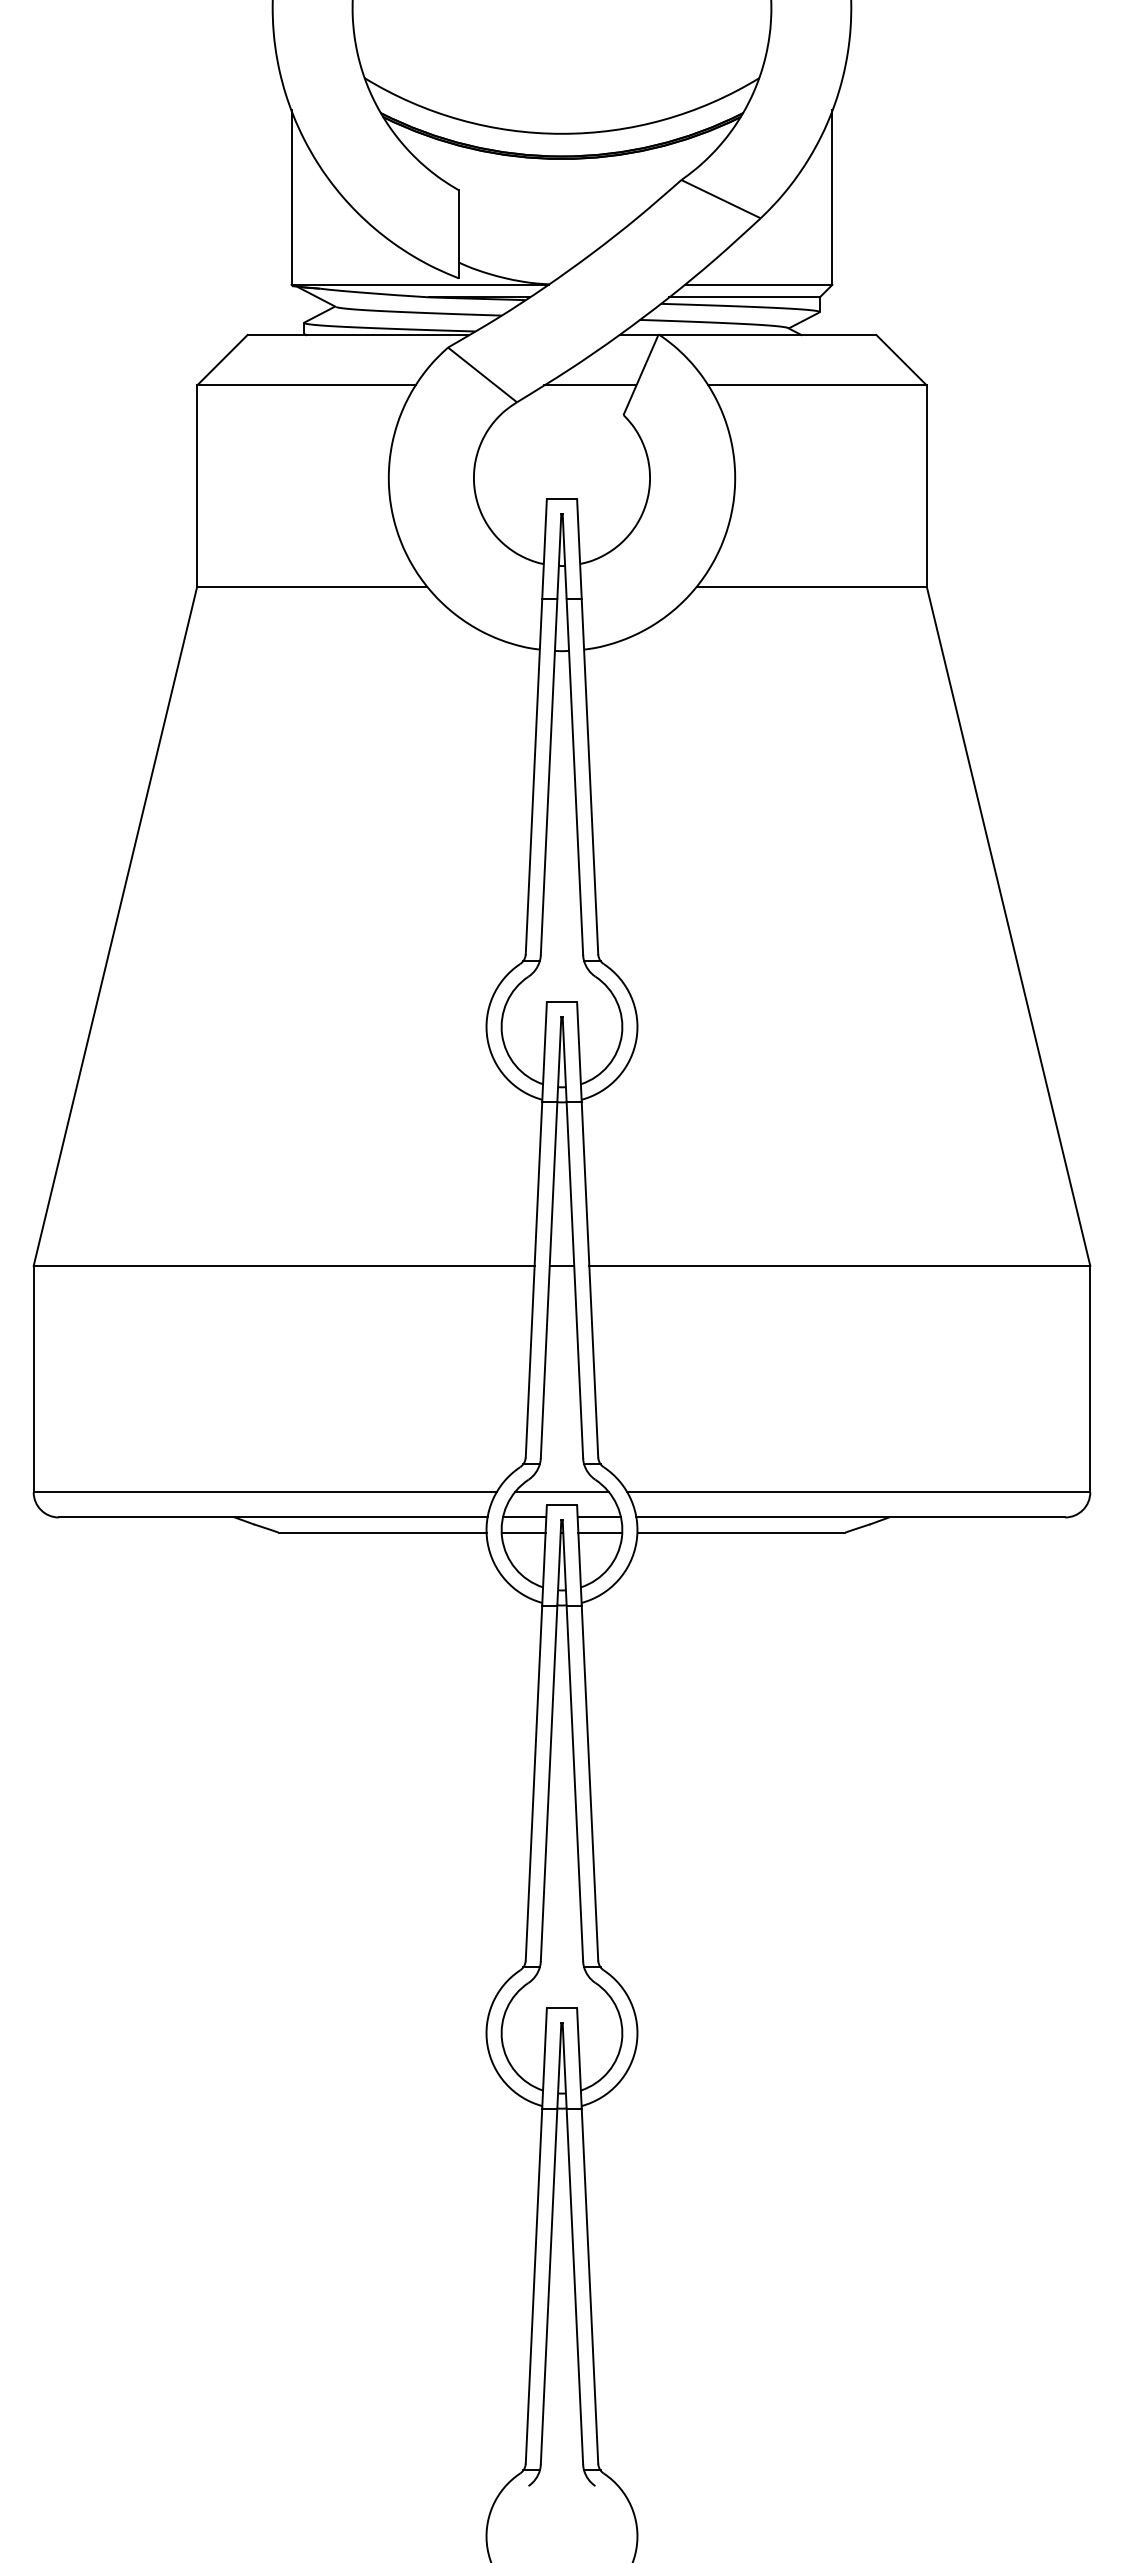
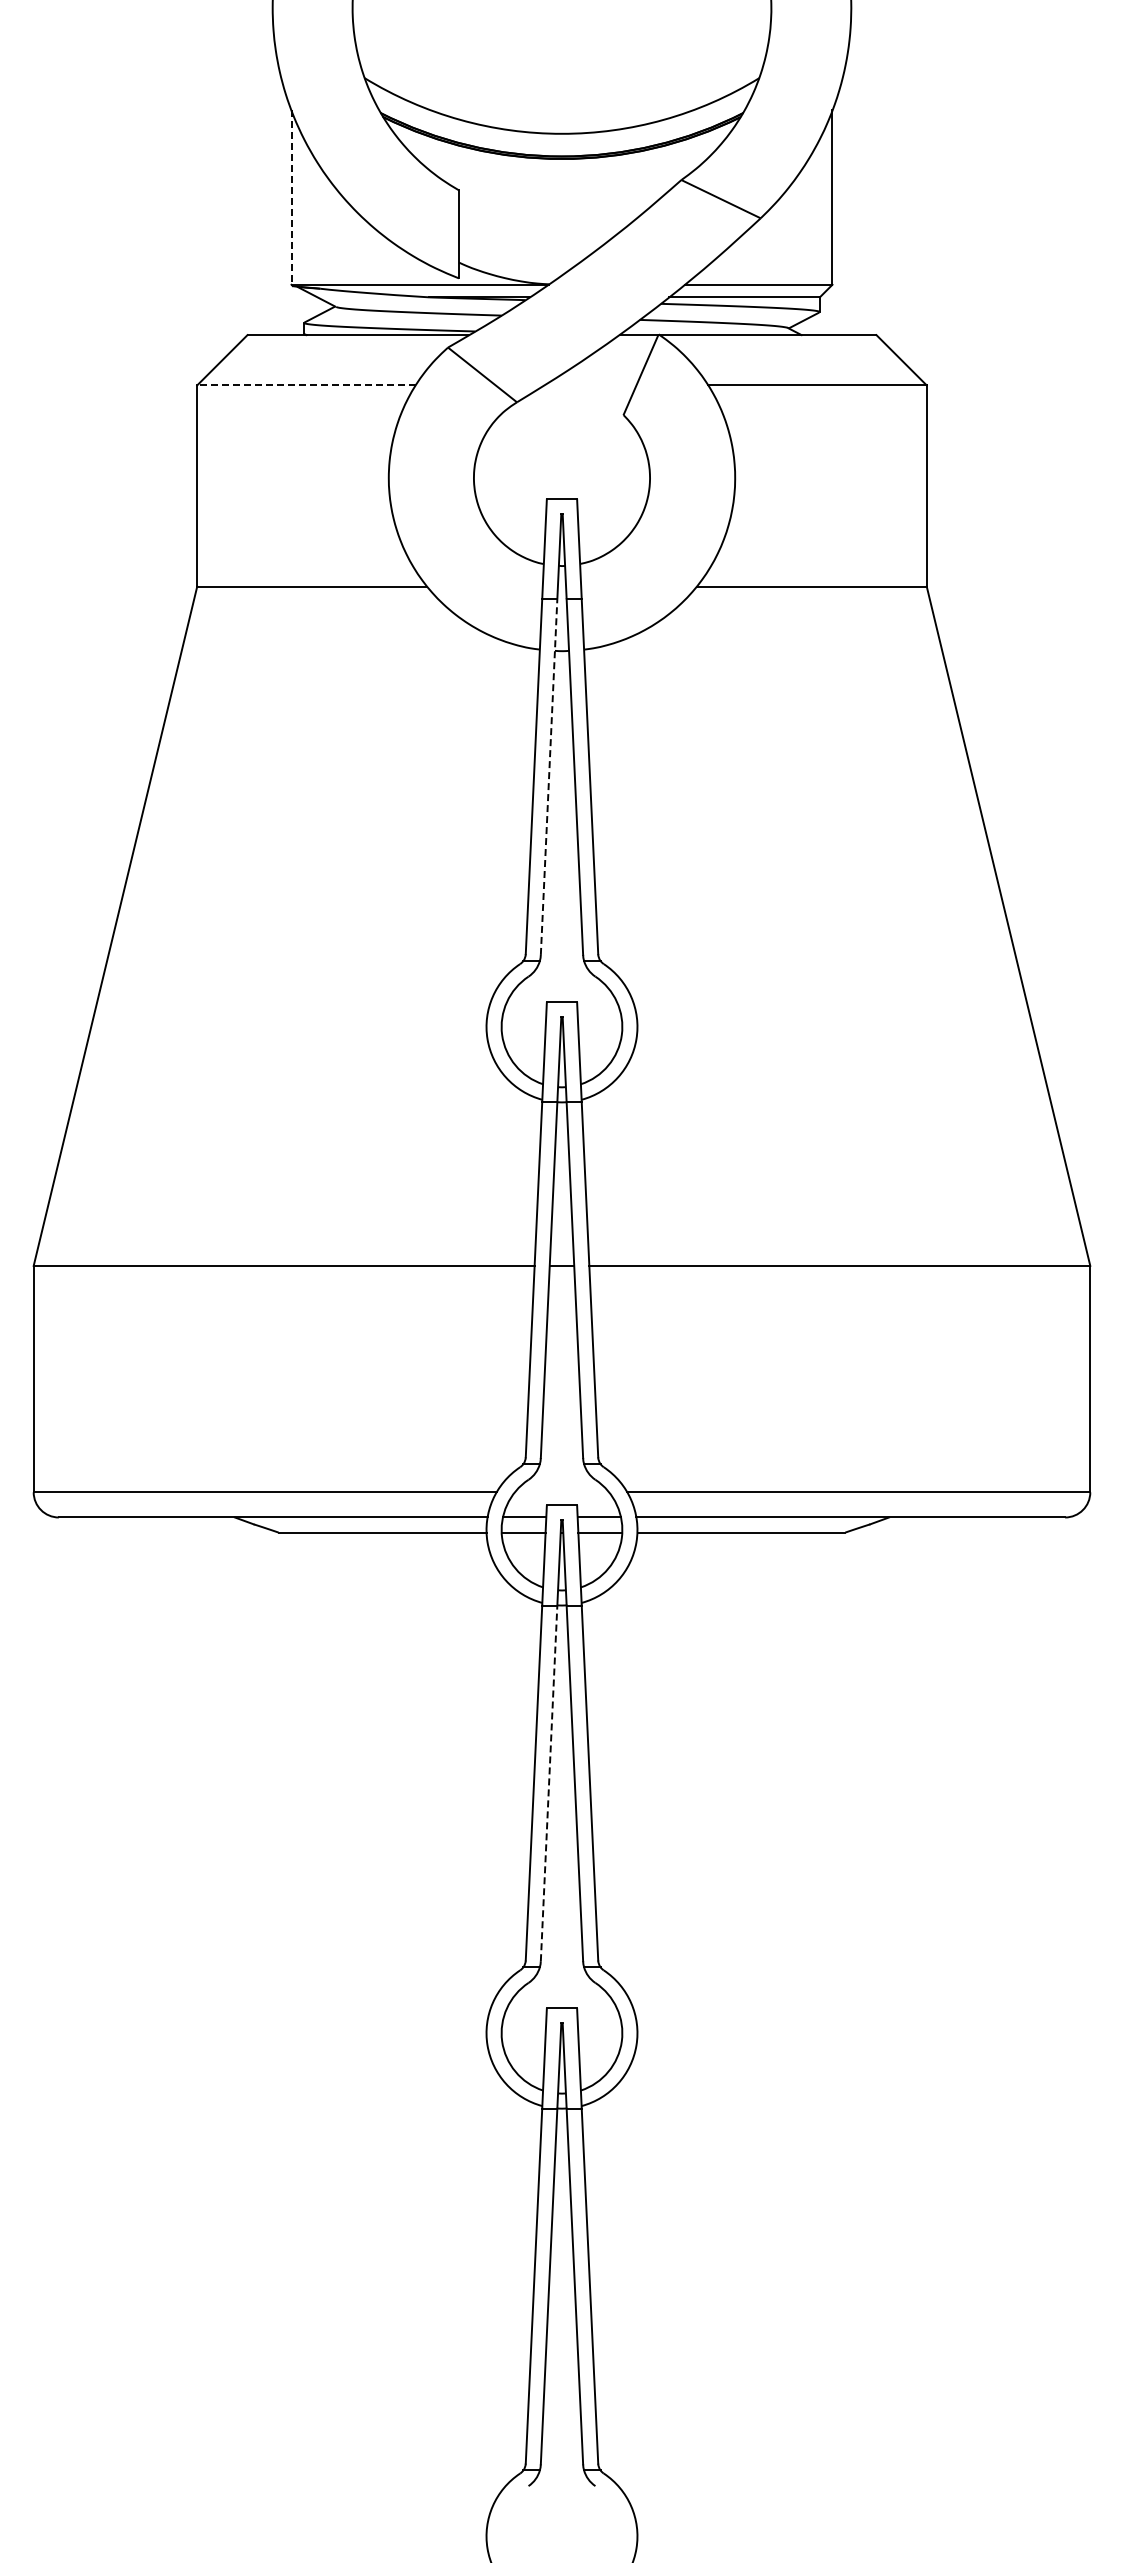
line: solid -> dashed (291, 198)
line: solid -> dashed (305, 385)
line: present -> none (590, 385)
line: solid -> dashed (549, 776)
line: present -> none (561, 1492)
line: solid -> dashed (549, 1782)
